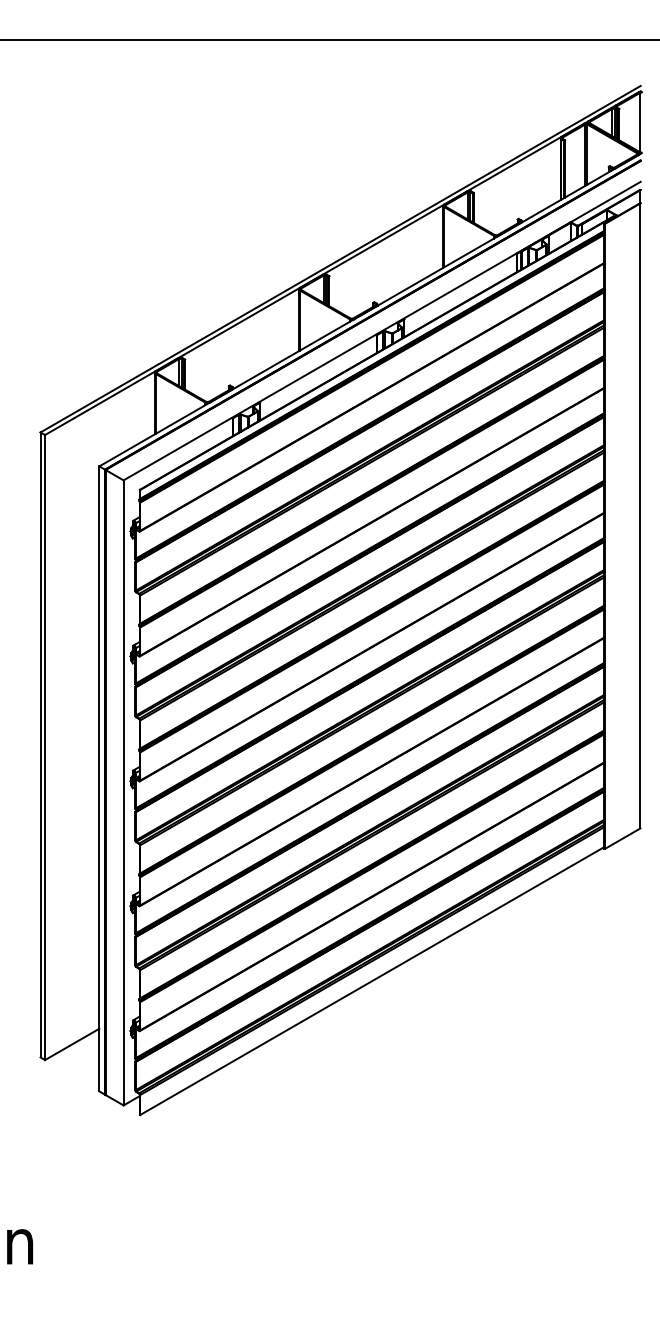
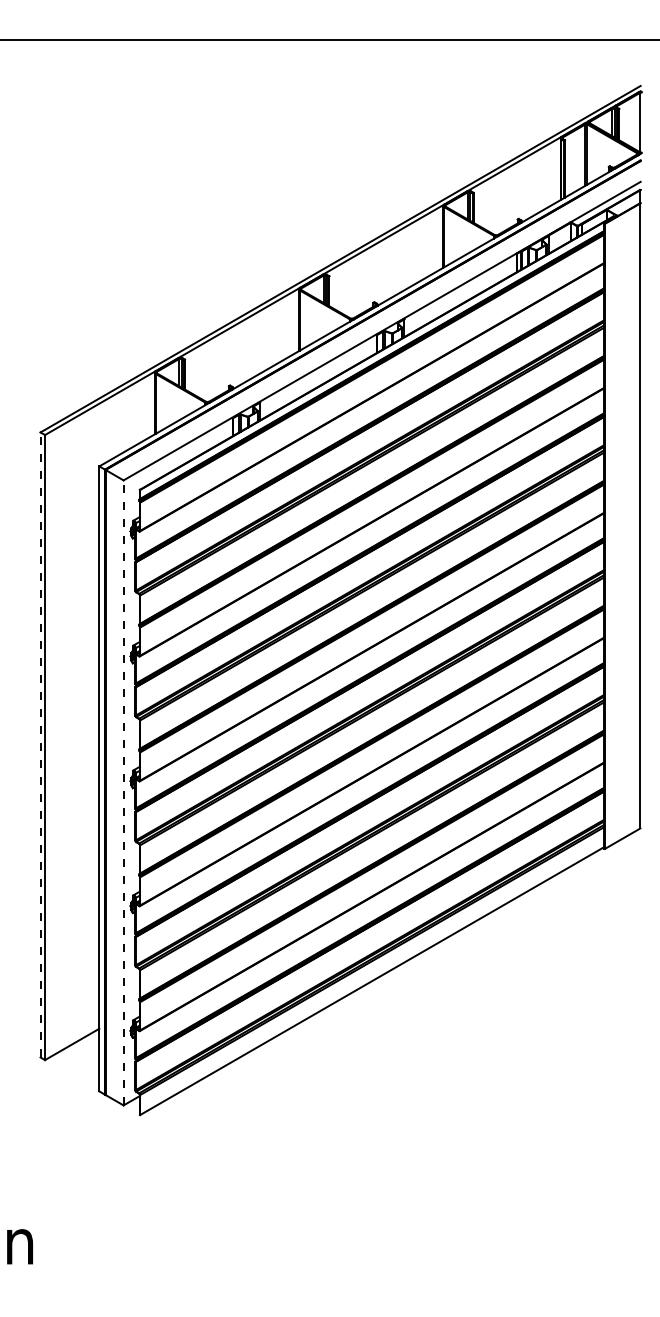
line: solid -> dashed (40, 744)
line: solid -> dashed (123, 792)
